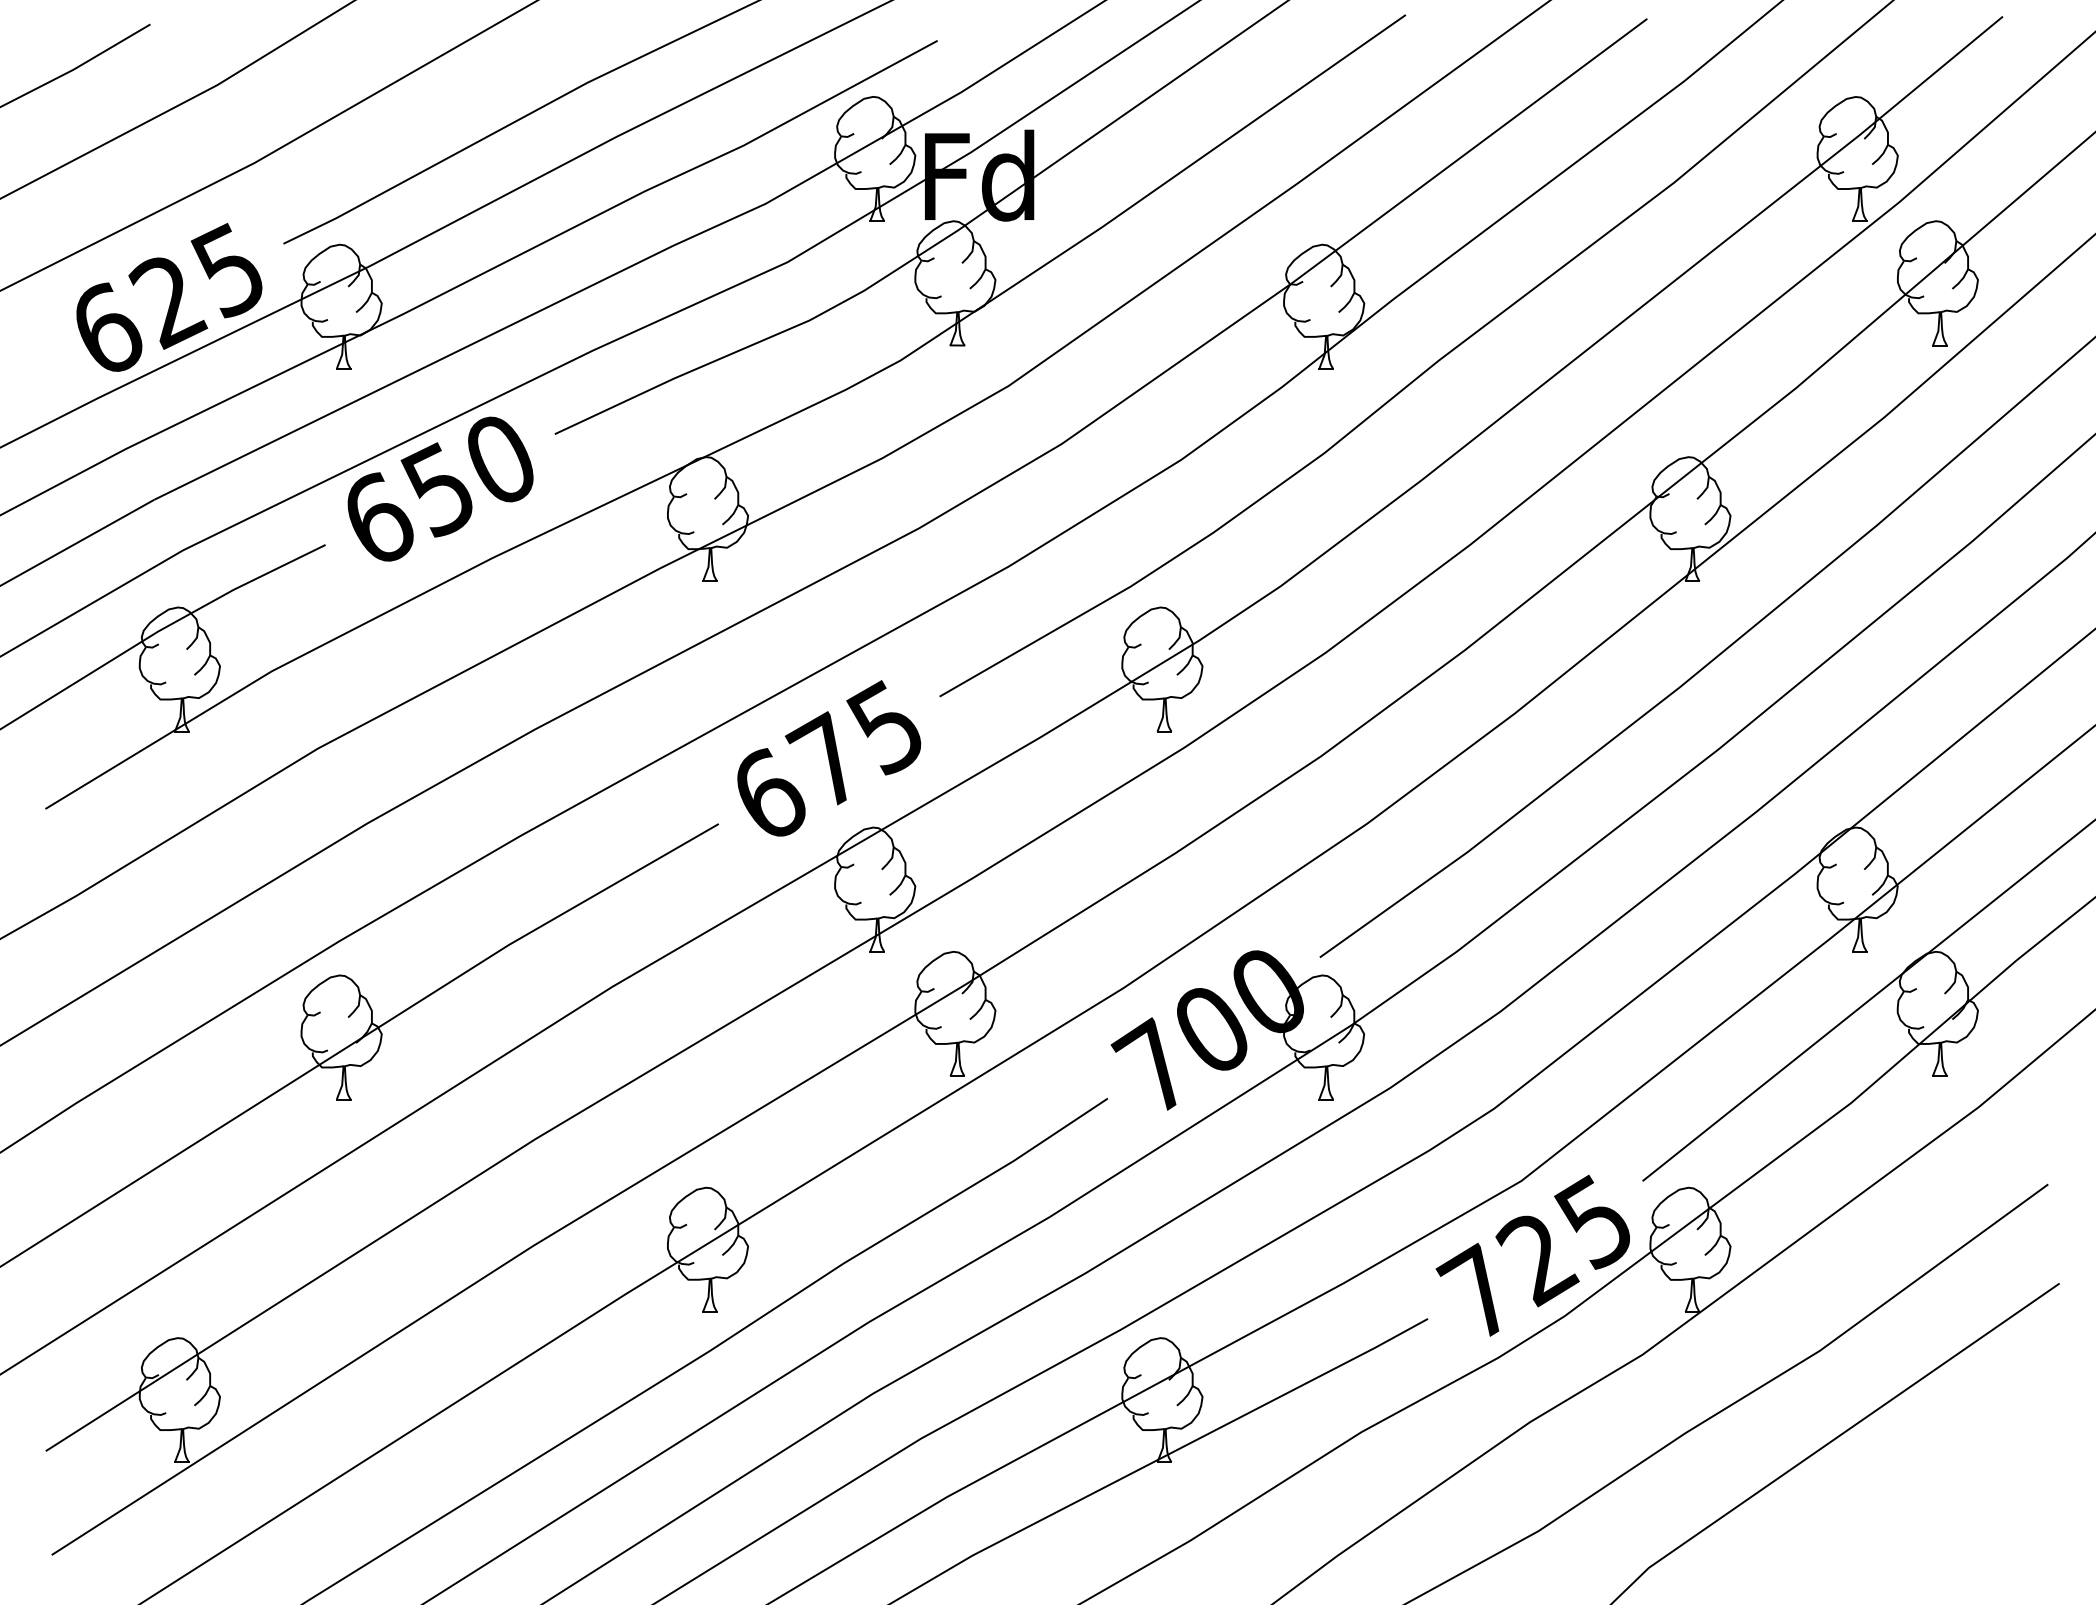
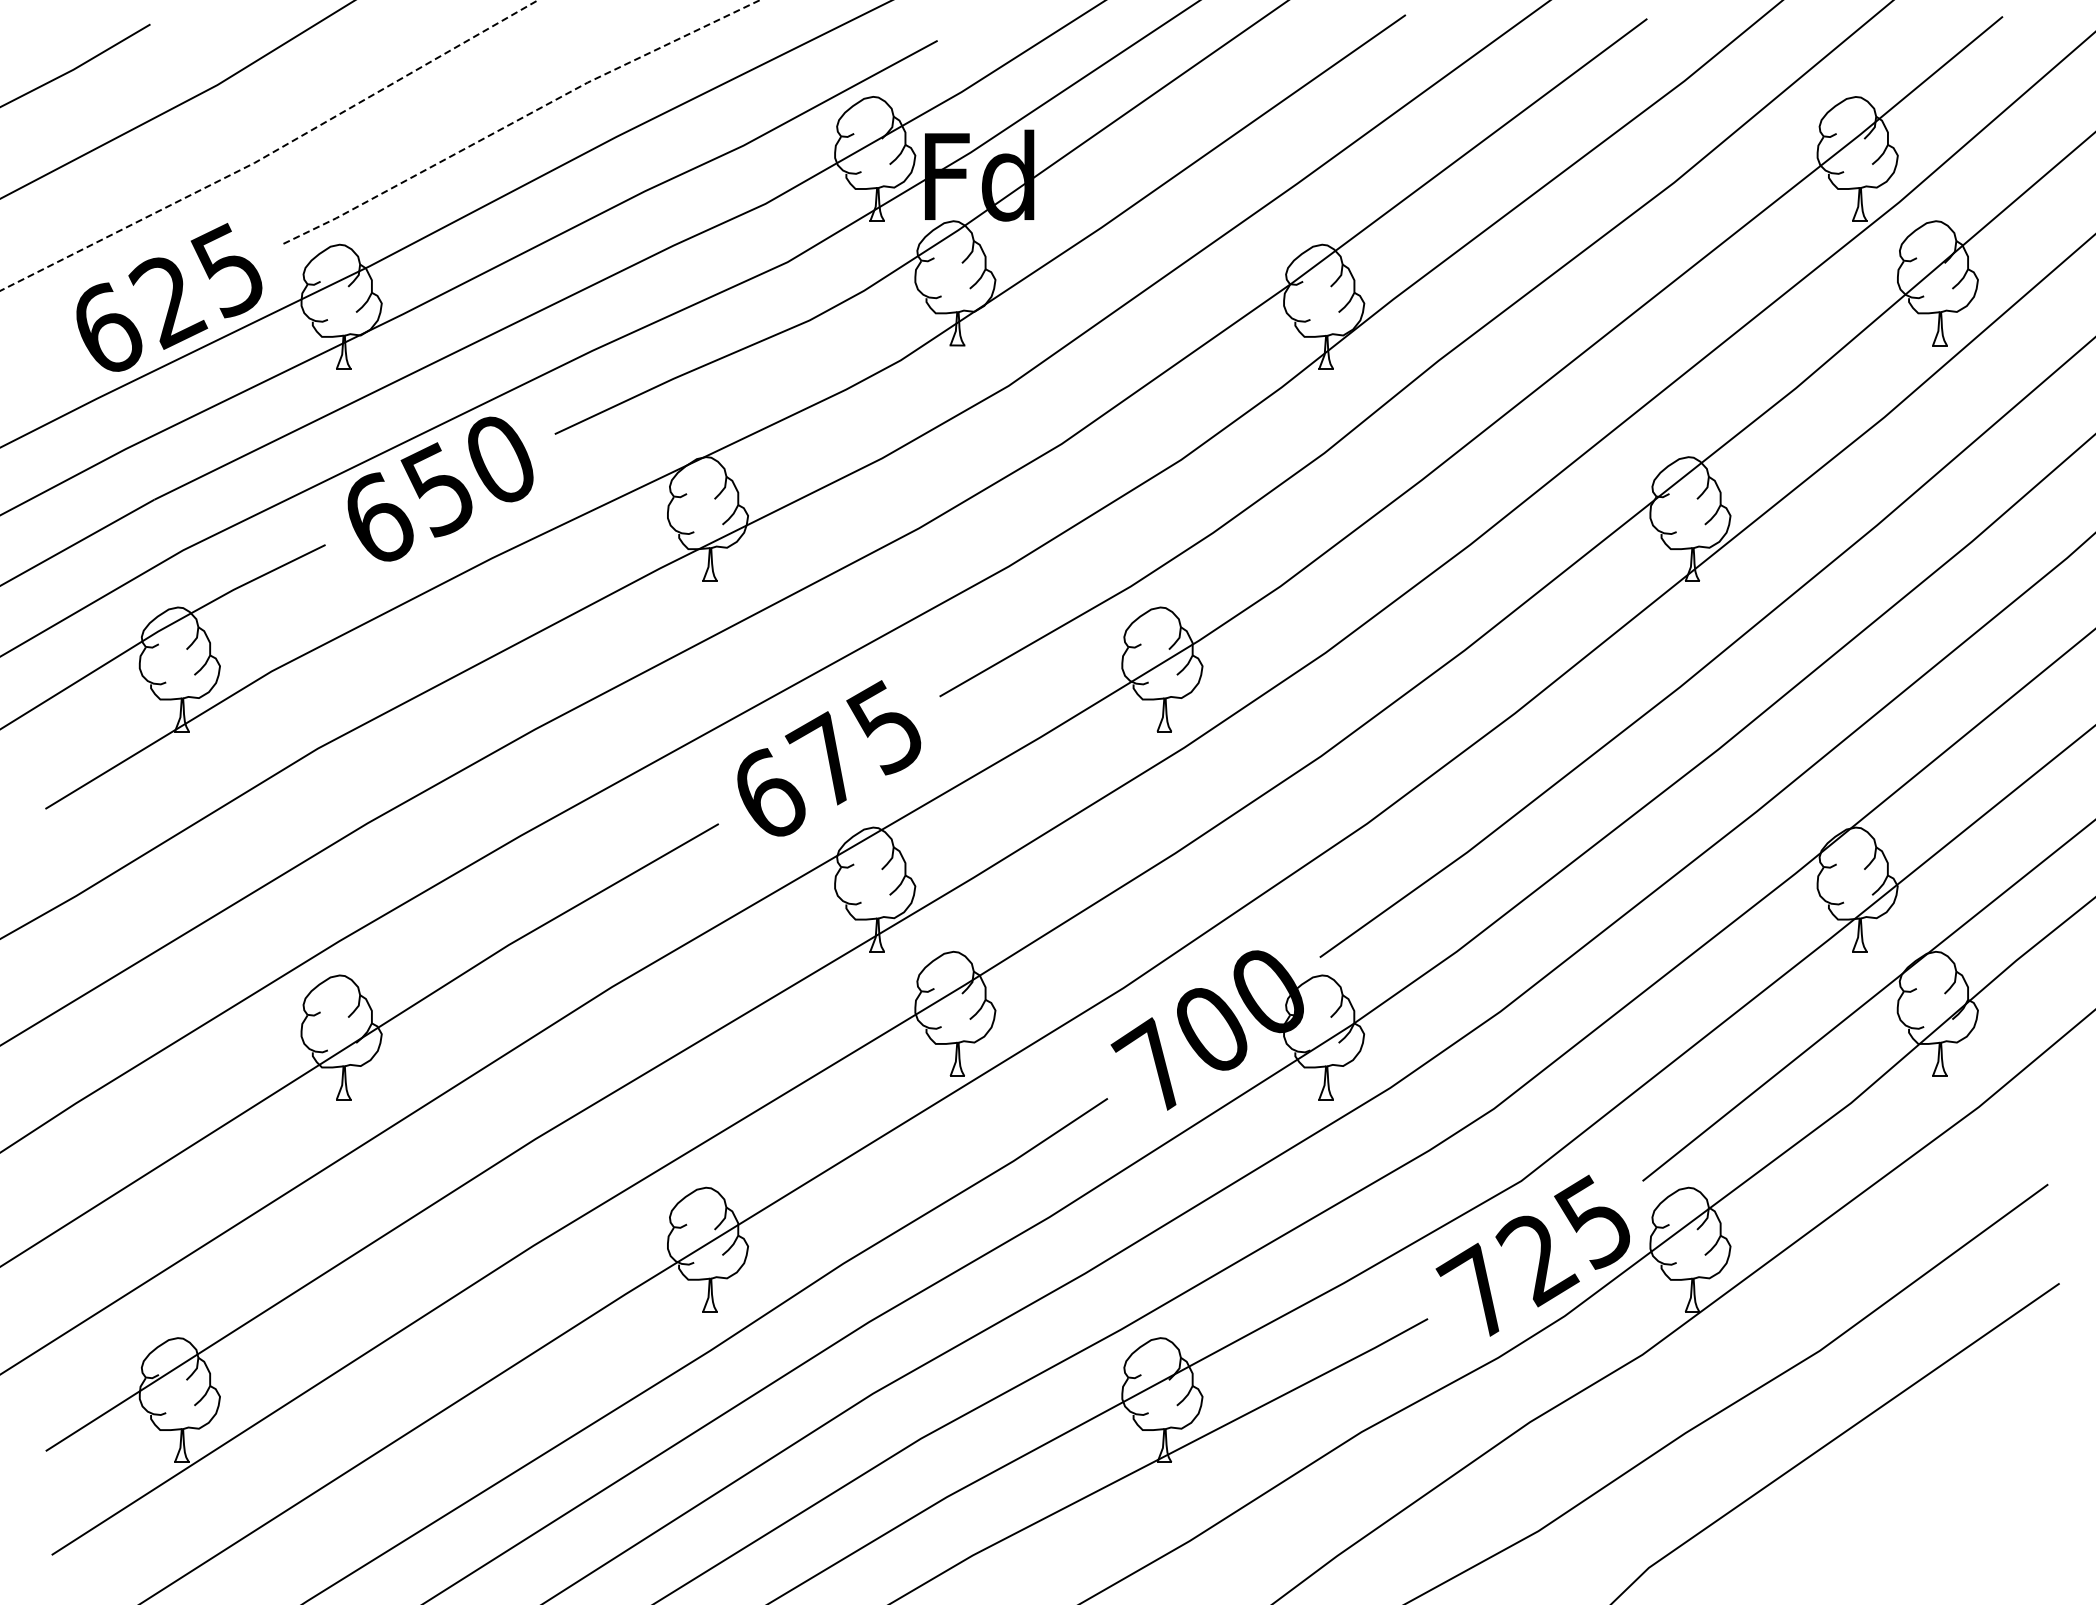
line: solid -> dashed (520, 119)
line: solid -> dashed (272, 152)
